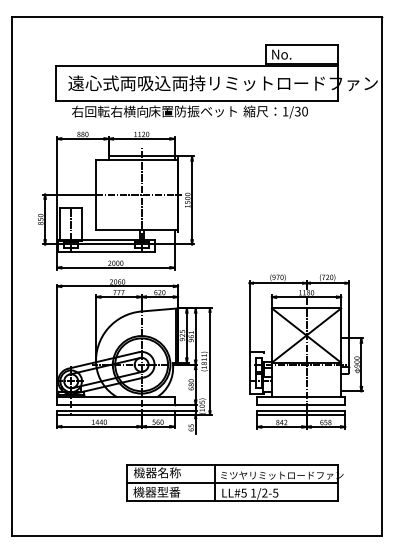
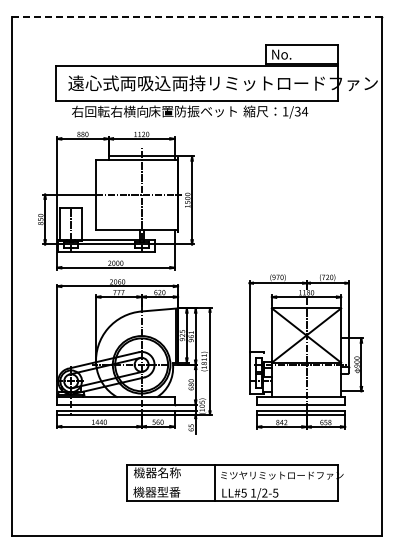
line: solid -> dashed (197, 16)
text: 1/30 -> 1/34 (304, 111)
line: present -> none (231, 482)
